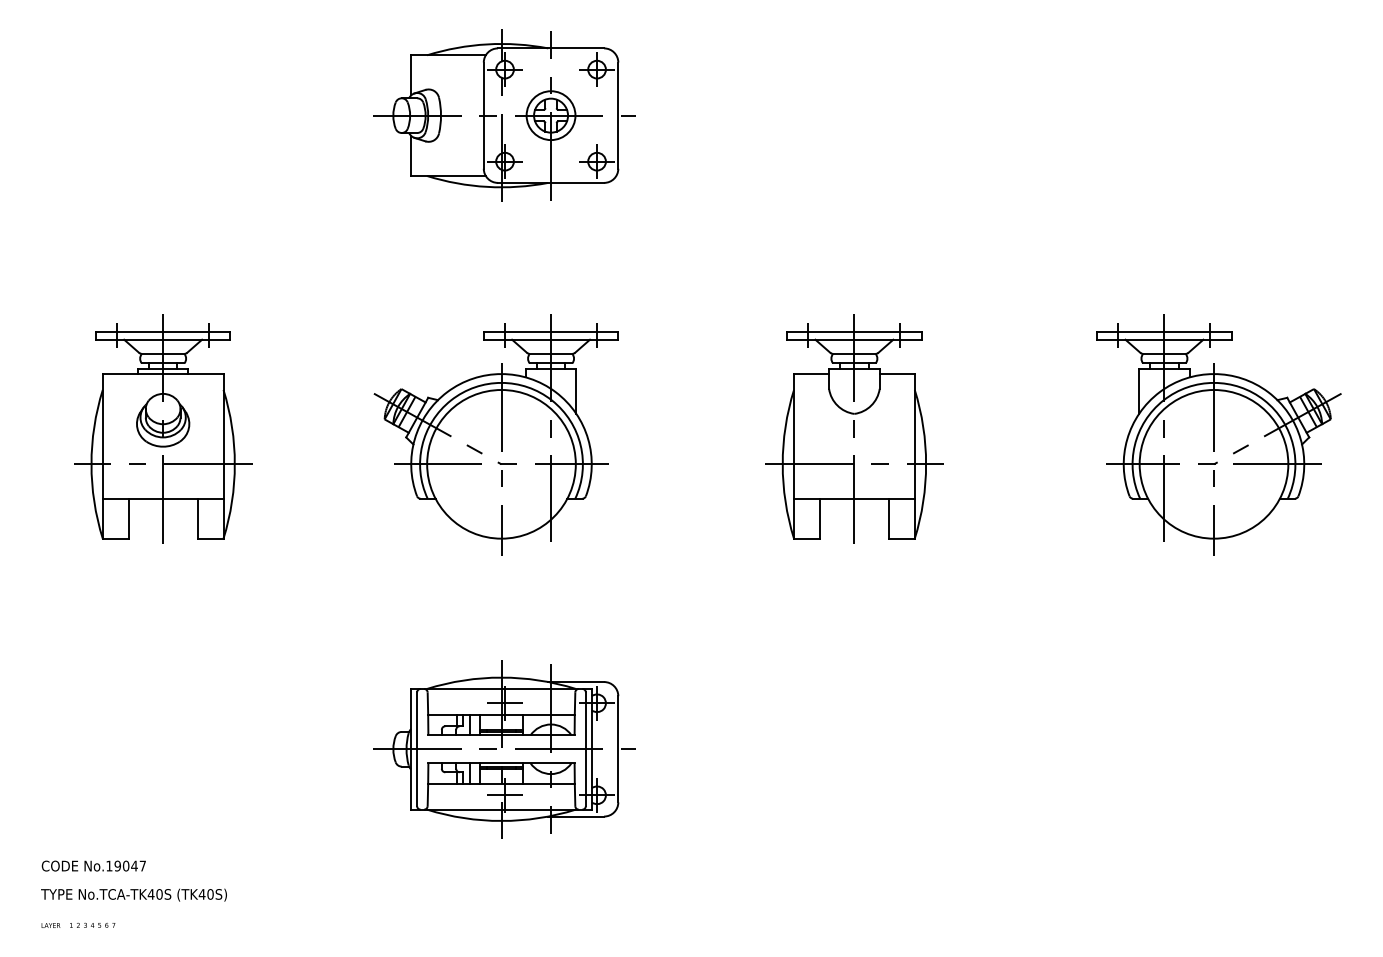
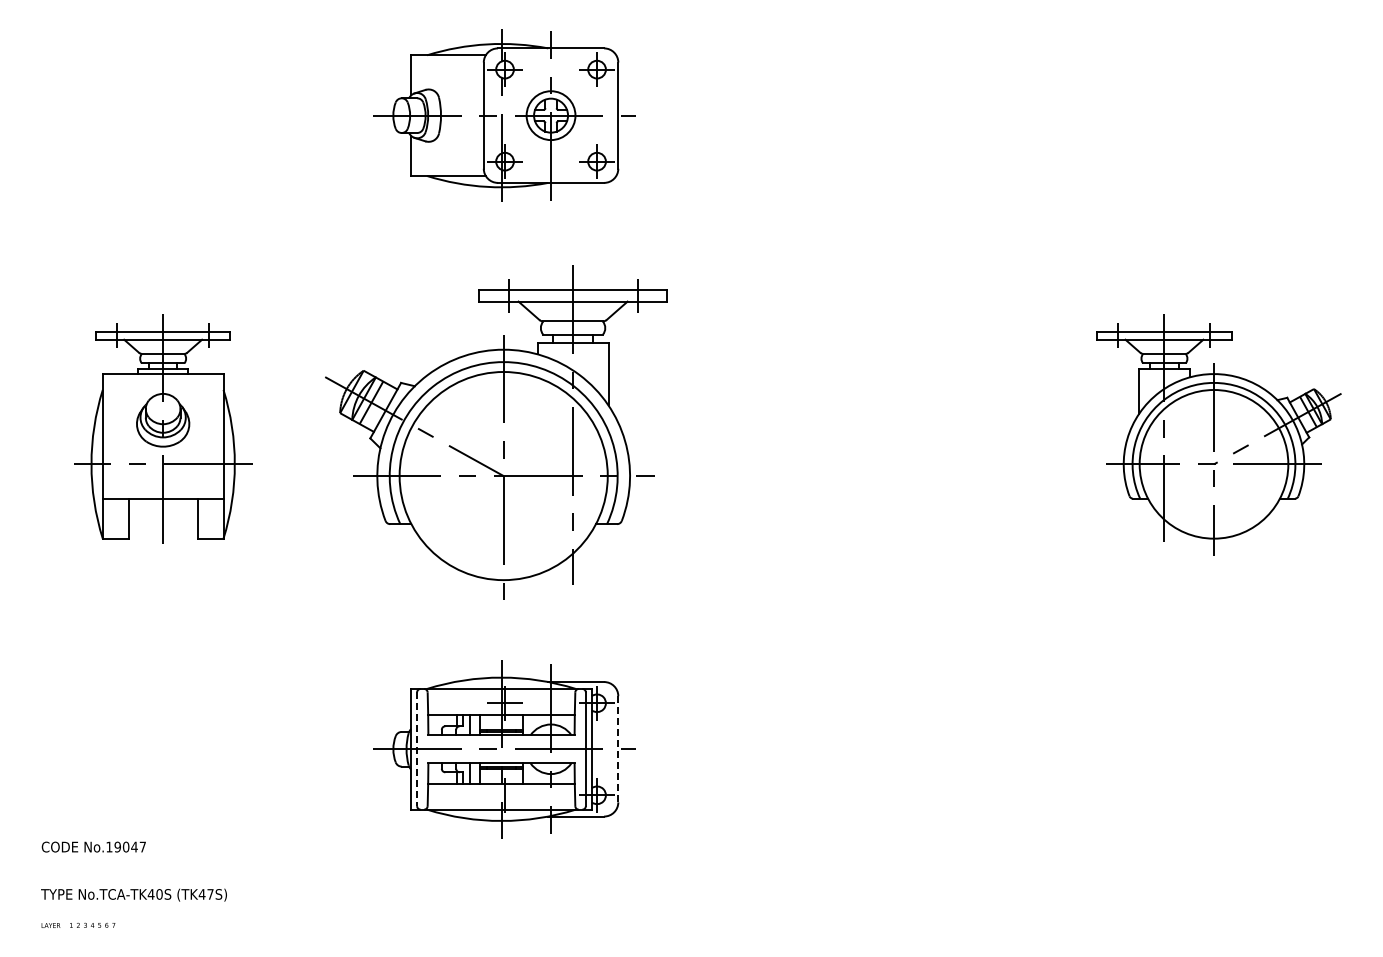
part: present -> none (854, 428)
part size: 246x242 px -> 343x335 px (496, 432)
line: solid -> dashed (417, 749)
line: solid -> dashed (618, 749)
line: present -> none (504, 795)
text position: (93, 865) -> (93, 846) (93, 846)
text: (TK40S) -> (TK47S) (210, 894)
